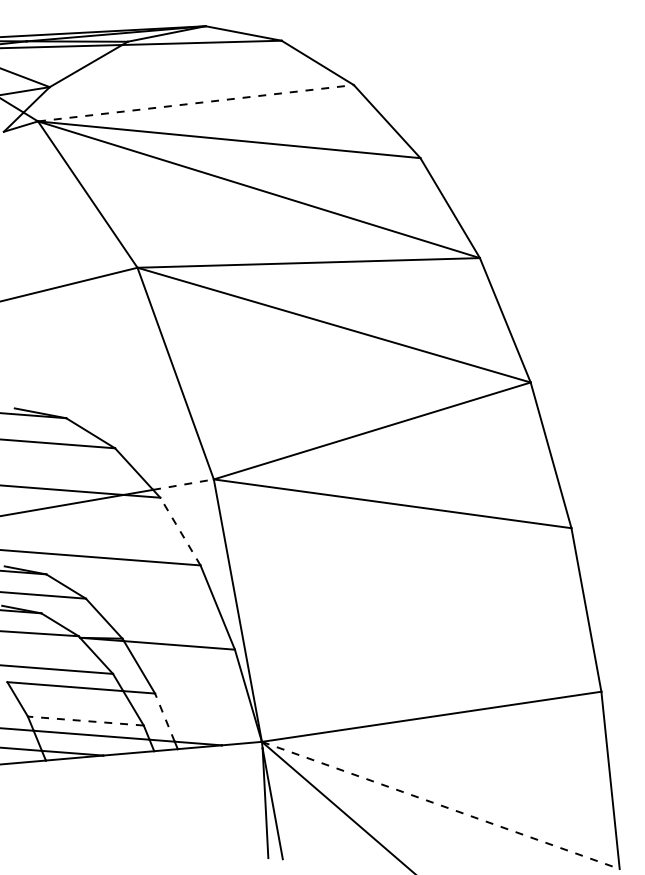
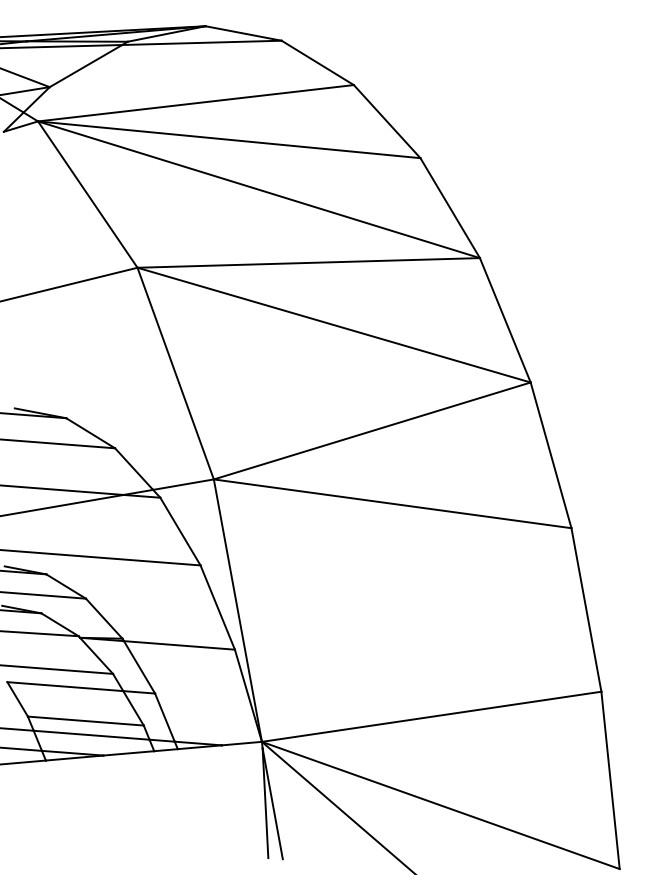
line: dashed -> solid (195, 103)
line: dashed -> solid (183, 484)
line: dashed -> solid (180, 531)
line: dashed -> solid (164, 717)
line: dashed -> solid (85, 721)
line: dashed -> solid (440, 805)
